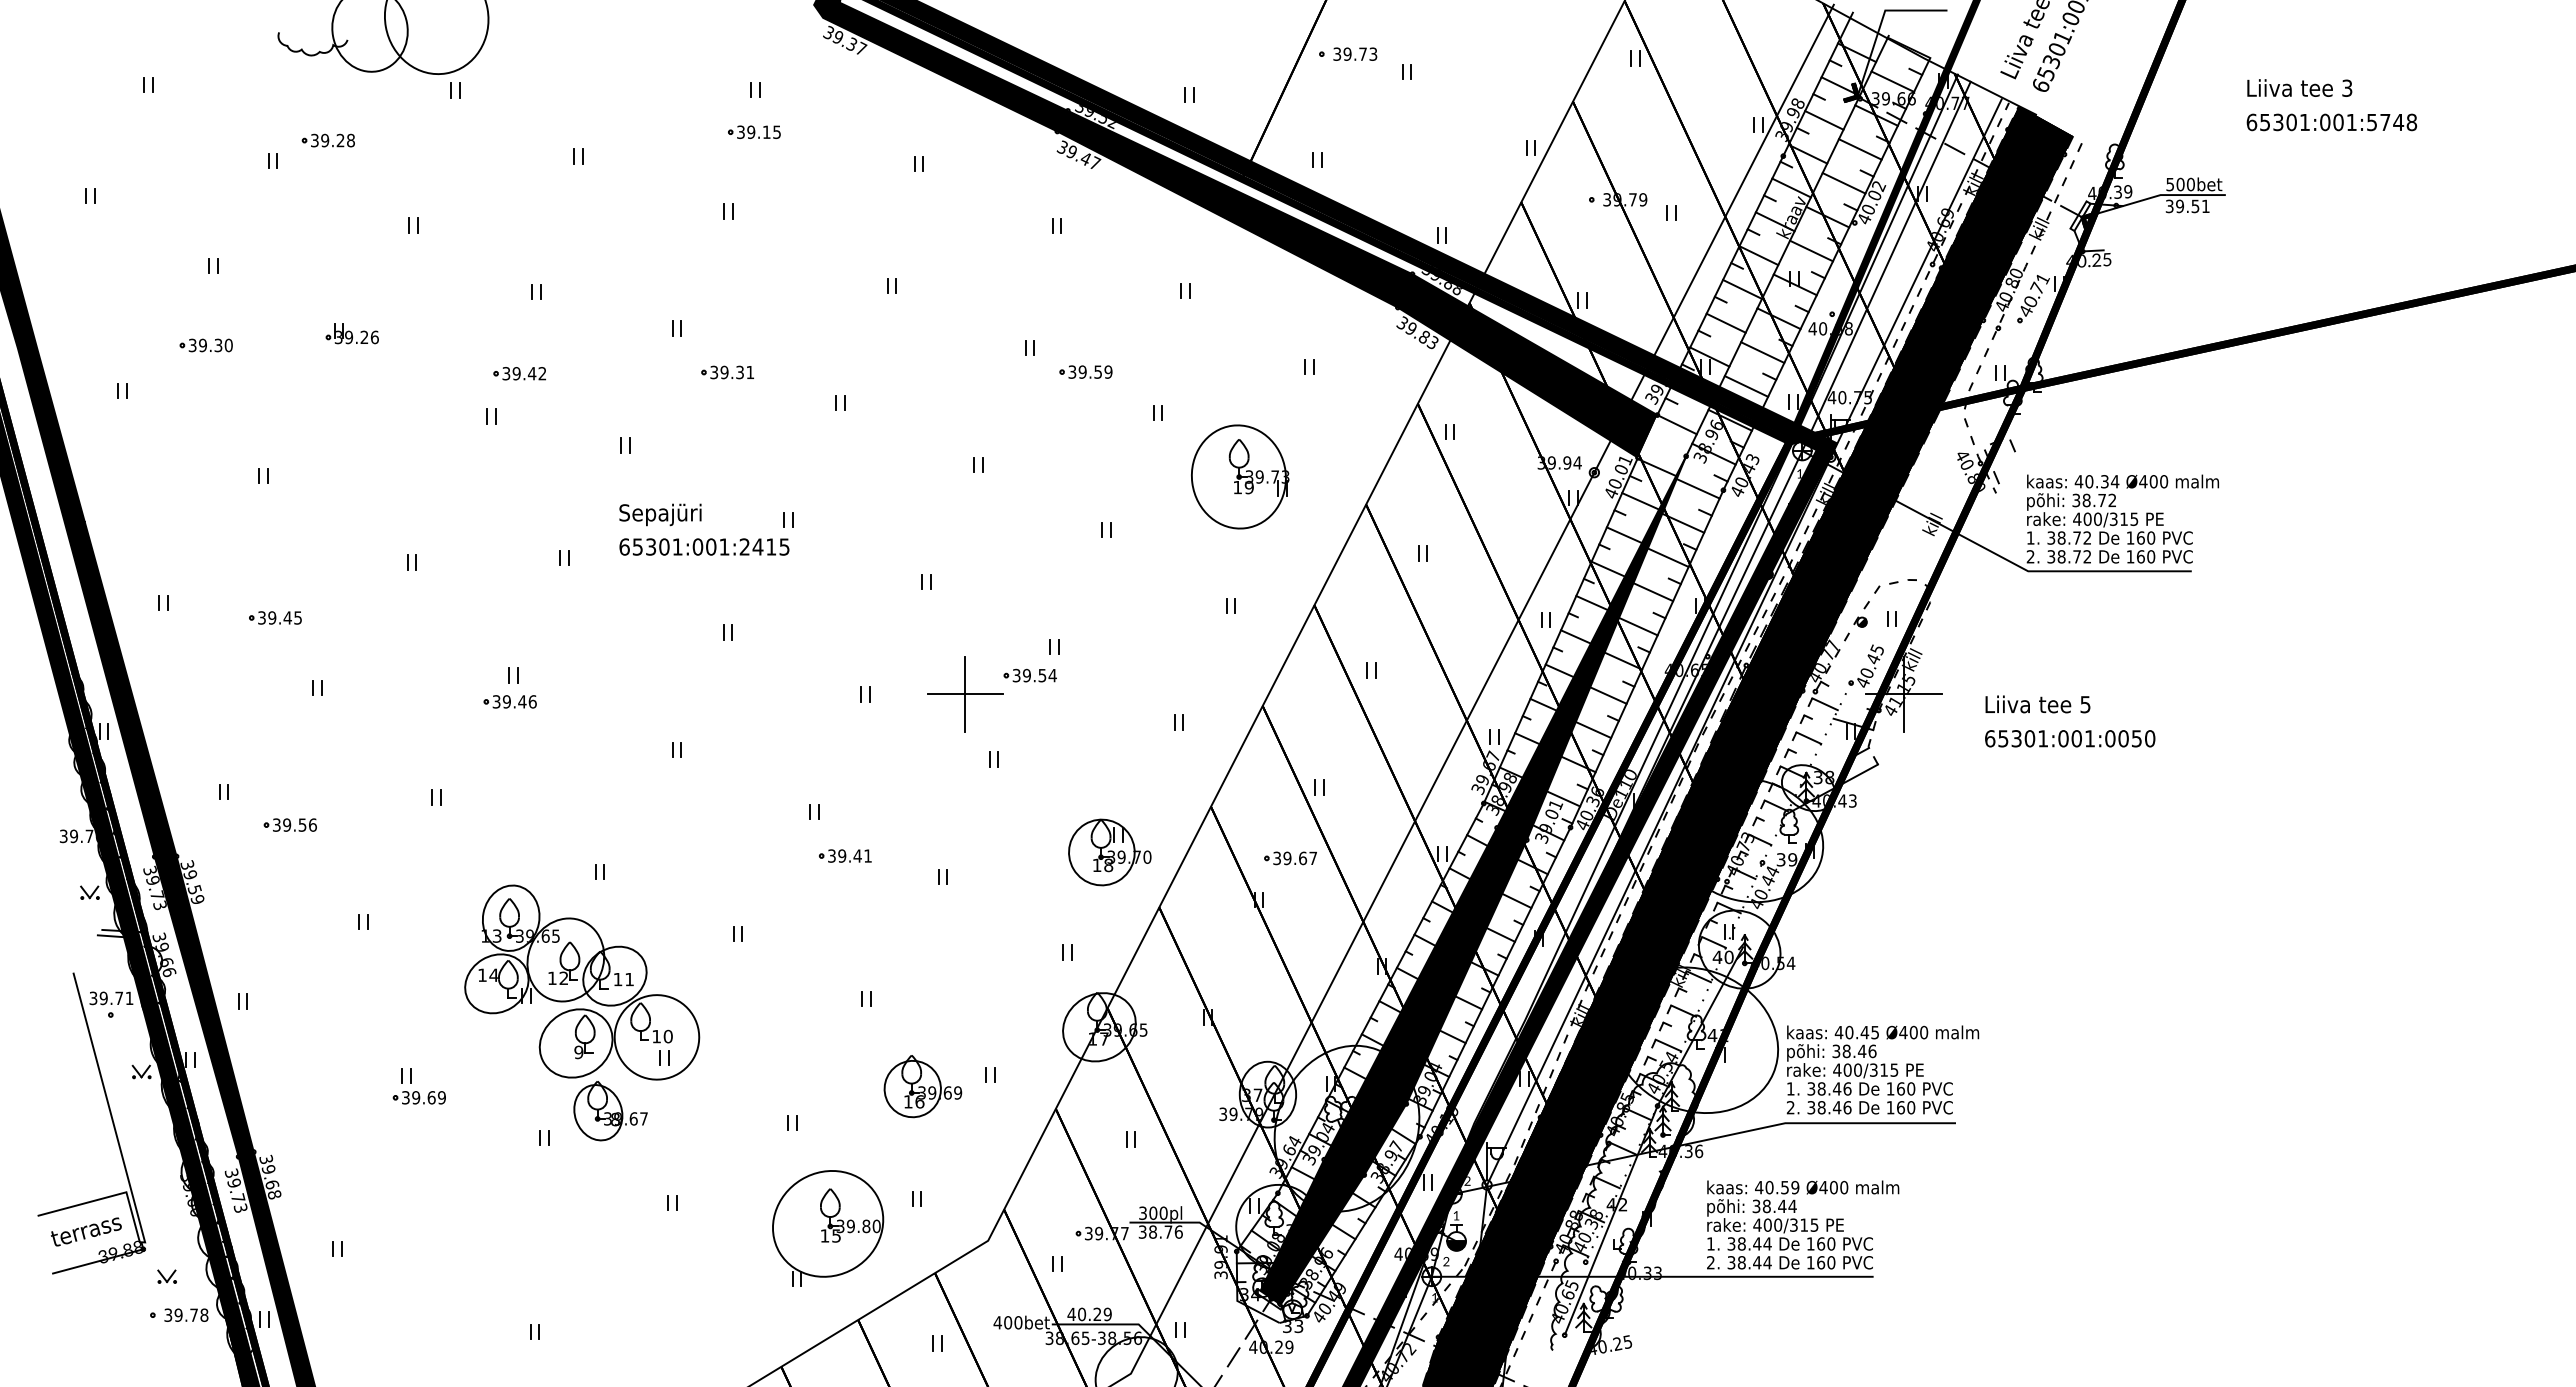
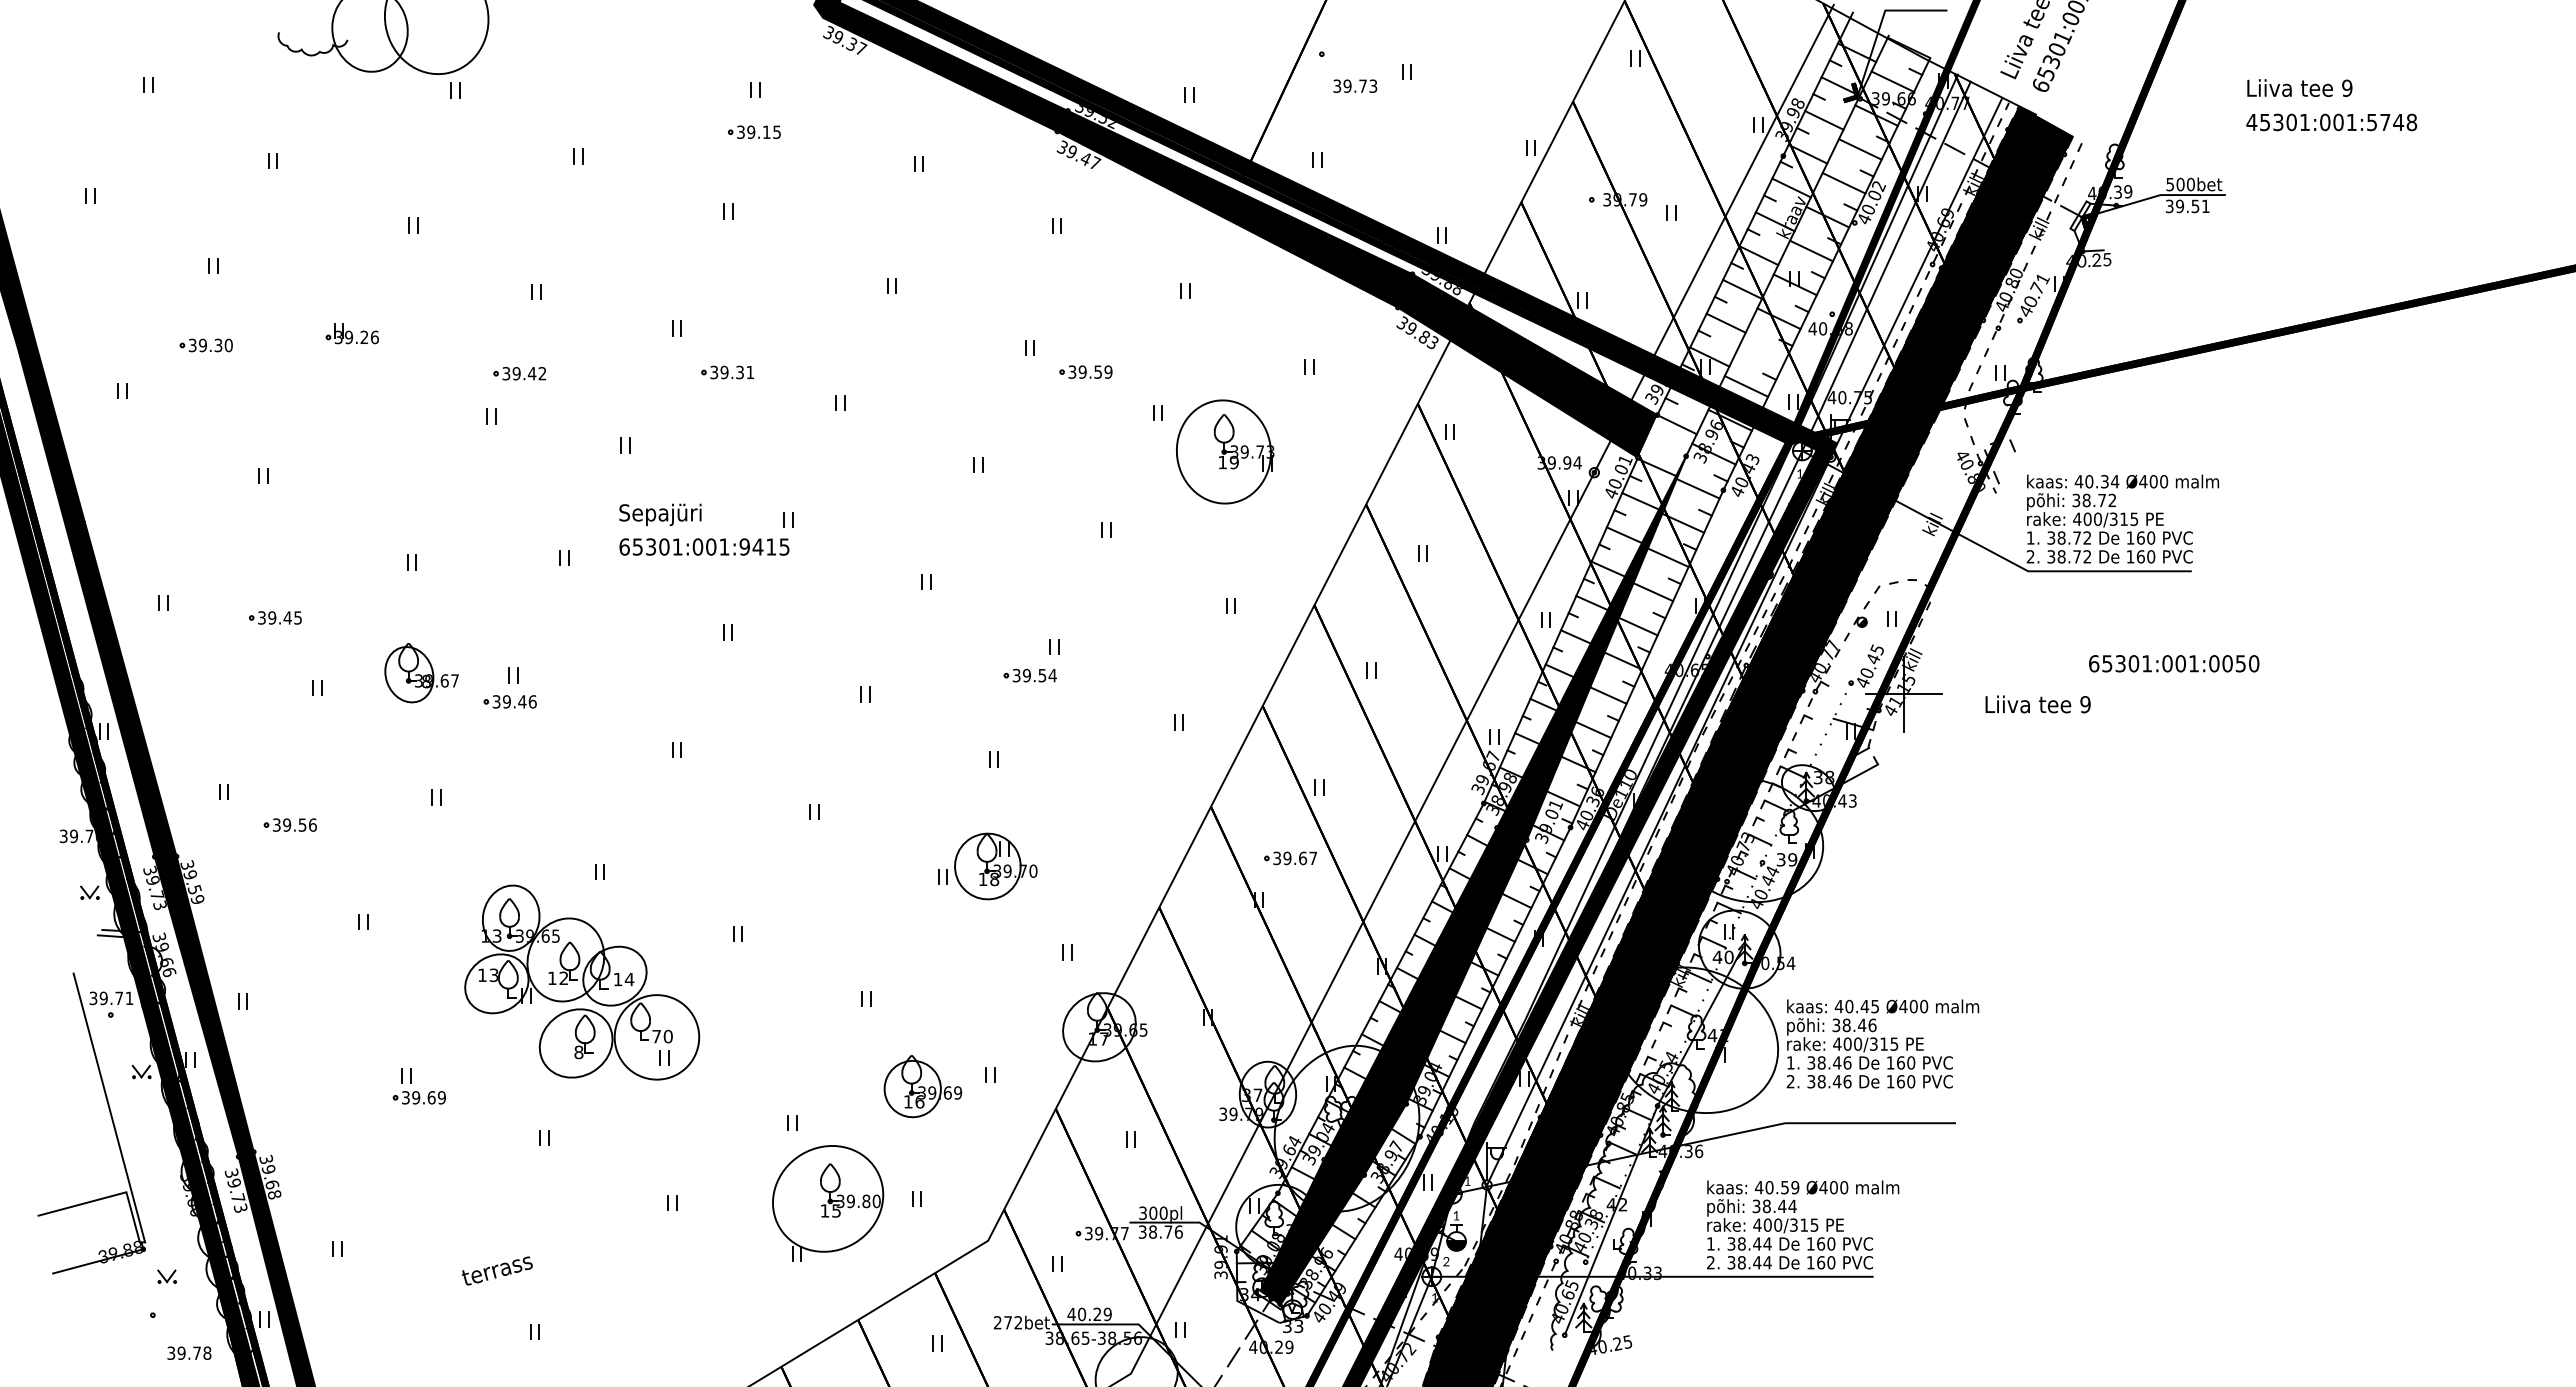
text position: (1355, 53) -> (1355, 85) (1355, 85)
text: 3 -> 9 (2347, 87)
text: 65301:001:5748 -> 45301:001:5748 (2251, 122)
part: present -> none (327, 140)
line: present -> none (1762, 352)
part position: (1240, 476) -> (1225, 451) (1225, 451)
text: 65301:001:2415 -> 65301:001:9415 (744, 546)
part: present -> none (965, 694)
line: present -> none (1824, 704)
text: 5 -> 9 (2085, 704)
line: present -> none (1808, 737)
text position: (2070, 738) -> (2174, 663) (2174, 663)
part position: (1109, 852) -> (995, 866) (995, 866)
part: present -> none (845, 855)
text: 14 -> 13 (493, 975)
text: 11 -> 14 (629, 979)
text: 10 -> 70 (656, 1036)
line: present -> none (1668, 1045)
text: 9 -> 8 (578, 1052)
text position: (1882, 1069) -> (1882, 1043) (1882, 1043)
part position: (610, 1111) -> (421, 673) (421, 673)
text: 2 -> 1 (1467, 1180)
part position: (828, 1228) -> (828, 1203) (828, 1203)
text position: (86, 1231) -> (497, 1270) (497, 1270)
text position: (186, 1314) -> (189, 1352) (189, 1352)
text: 400bet -> 272bet (1007, 1322)
